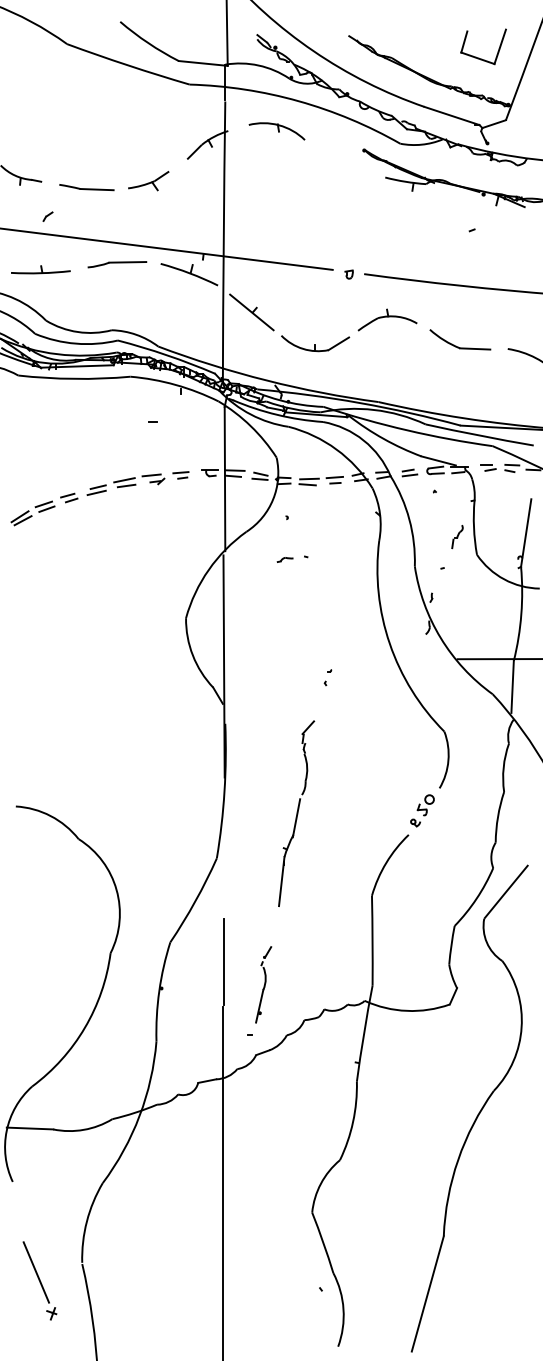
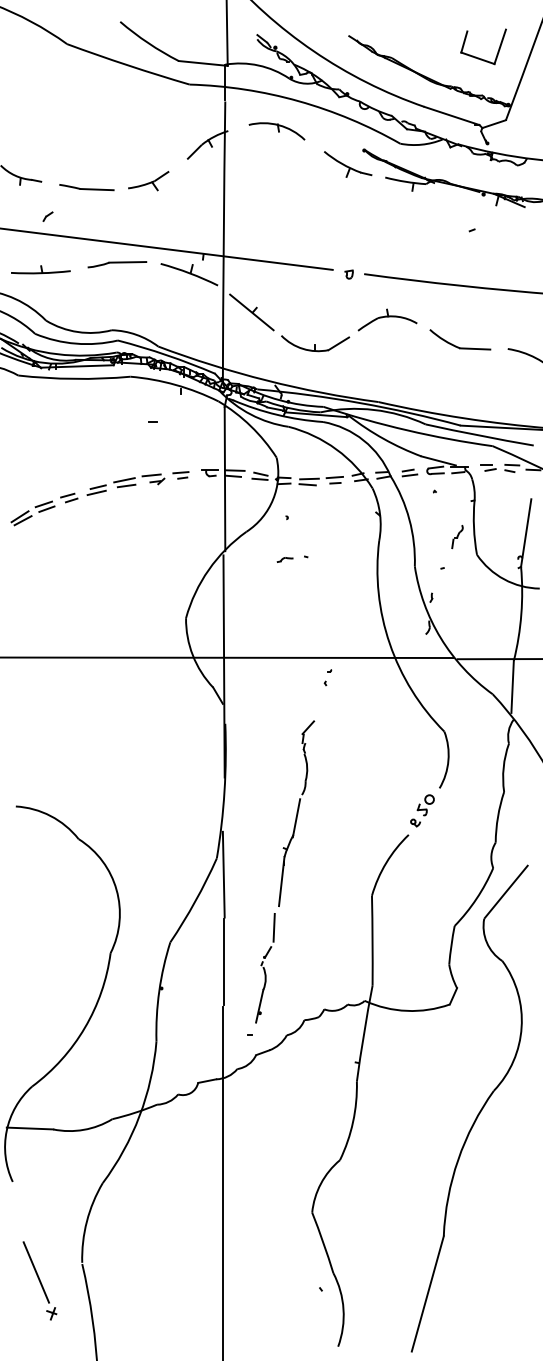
part: none -> present (348, 164)
line: none -> present (227, 657)
line: none -> present (223, 874)
line: none -> present (273, 927)
